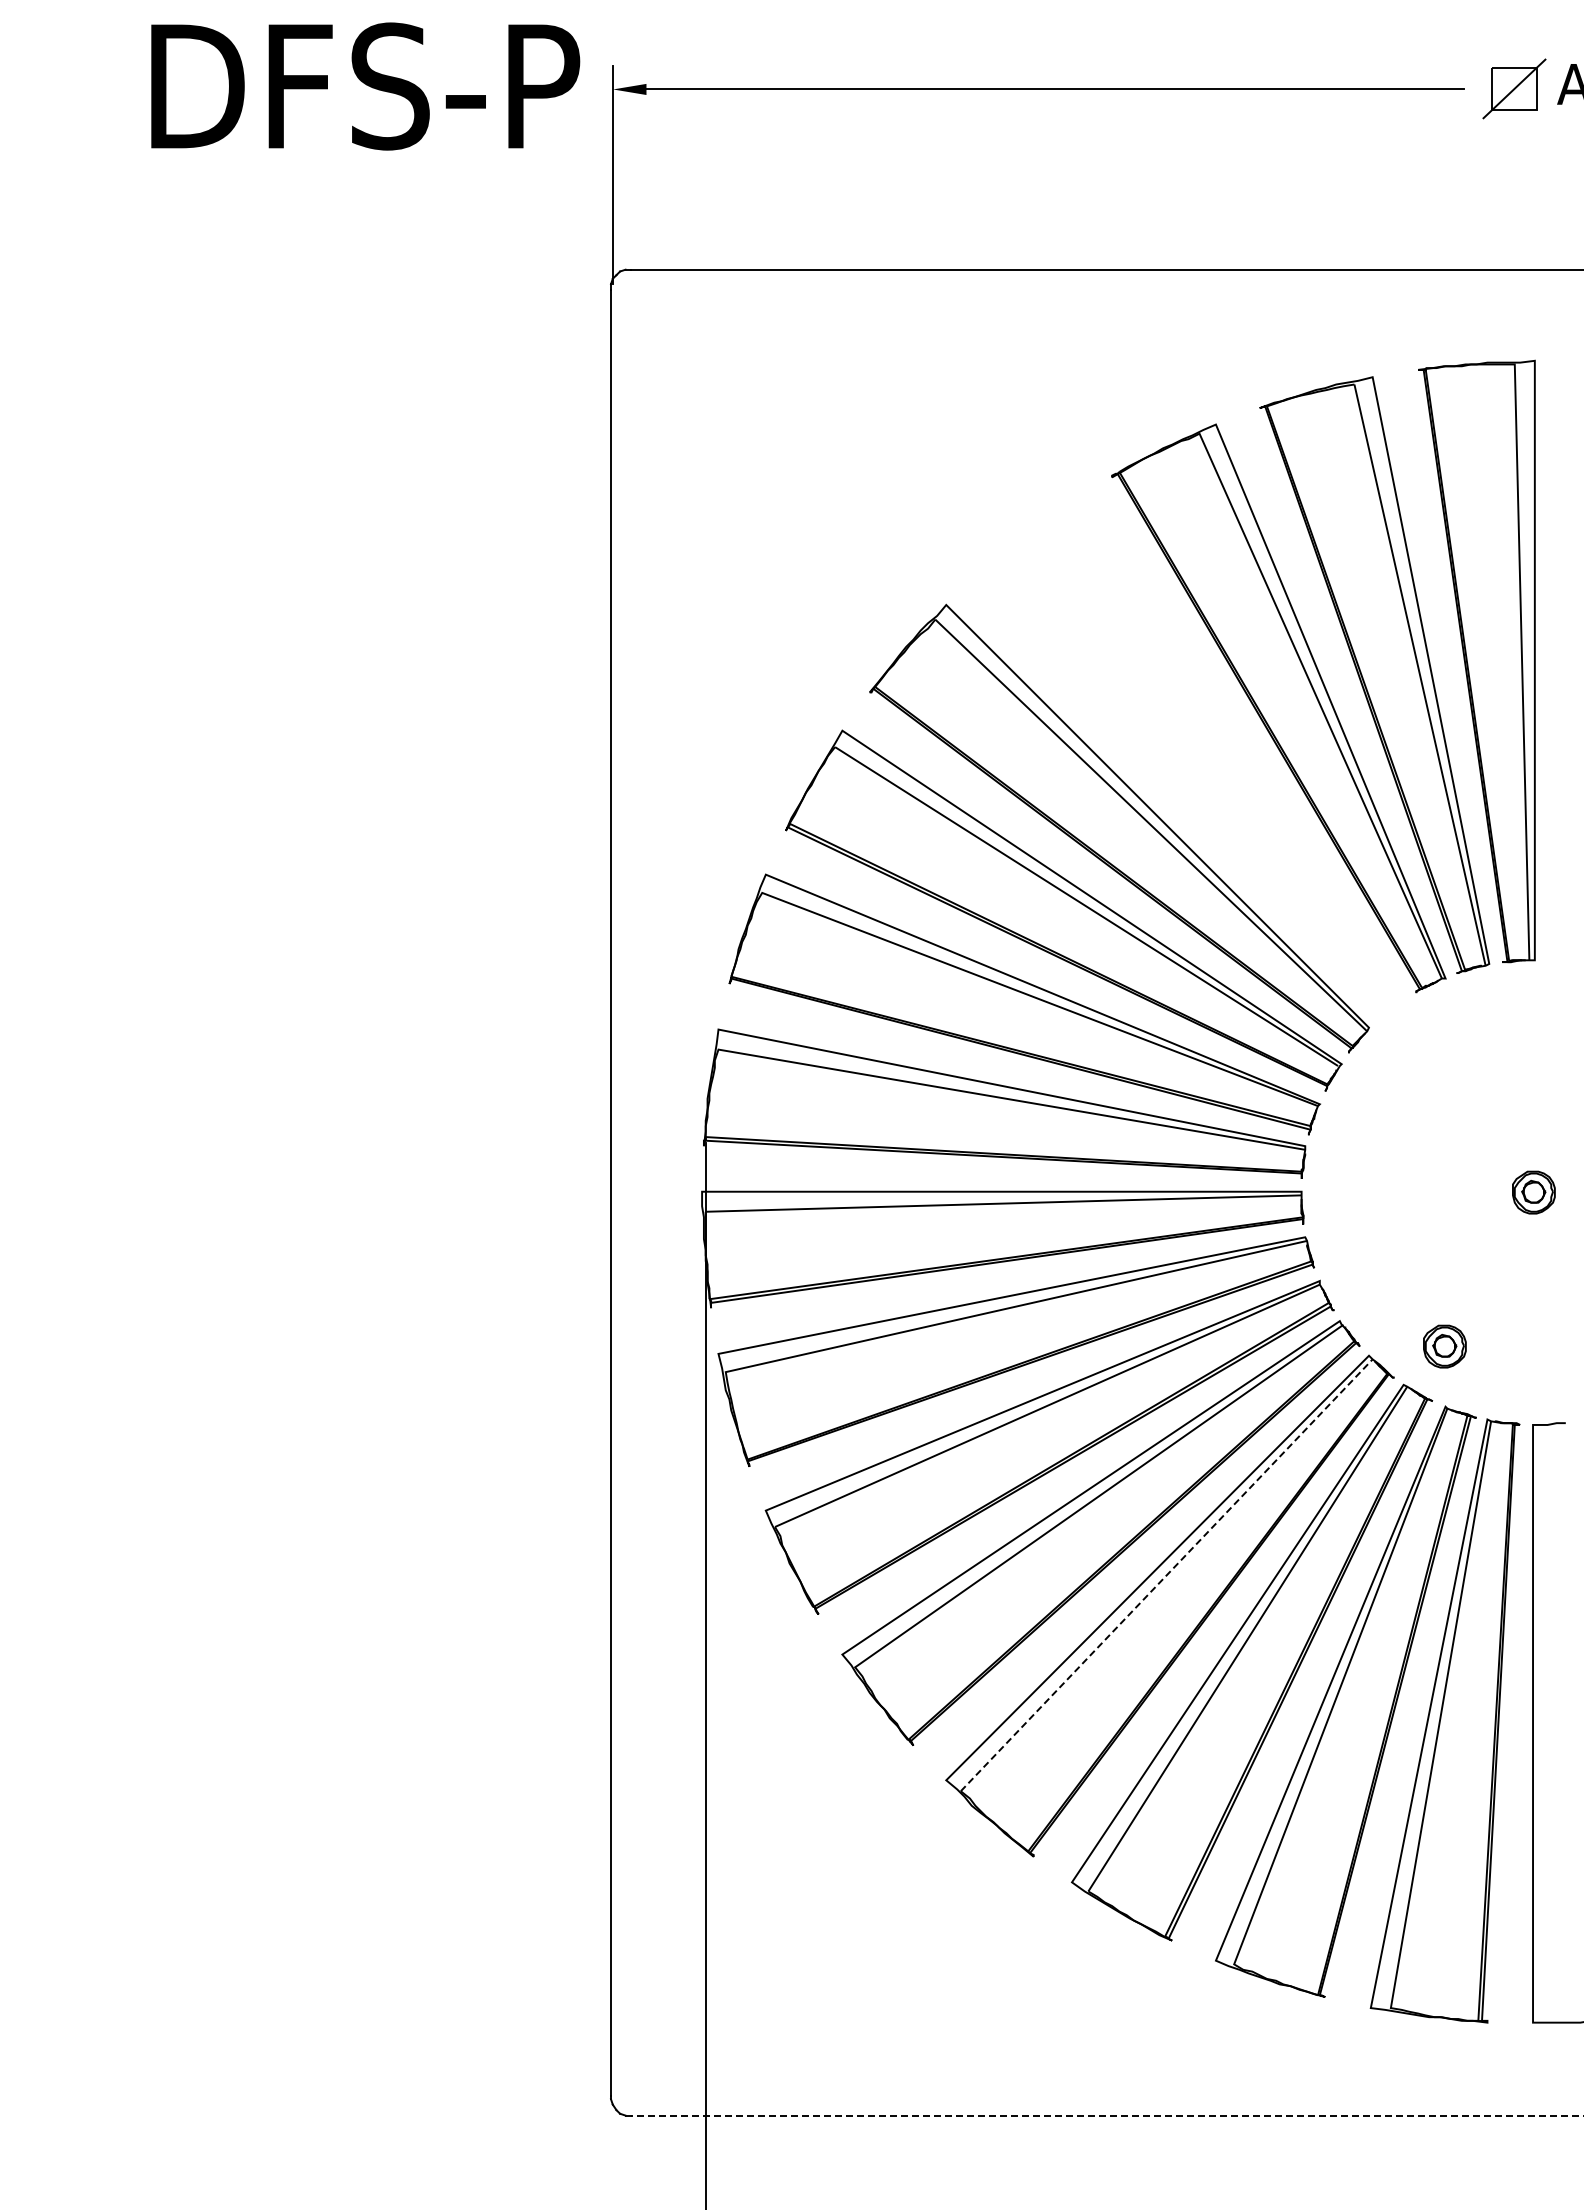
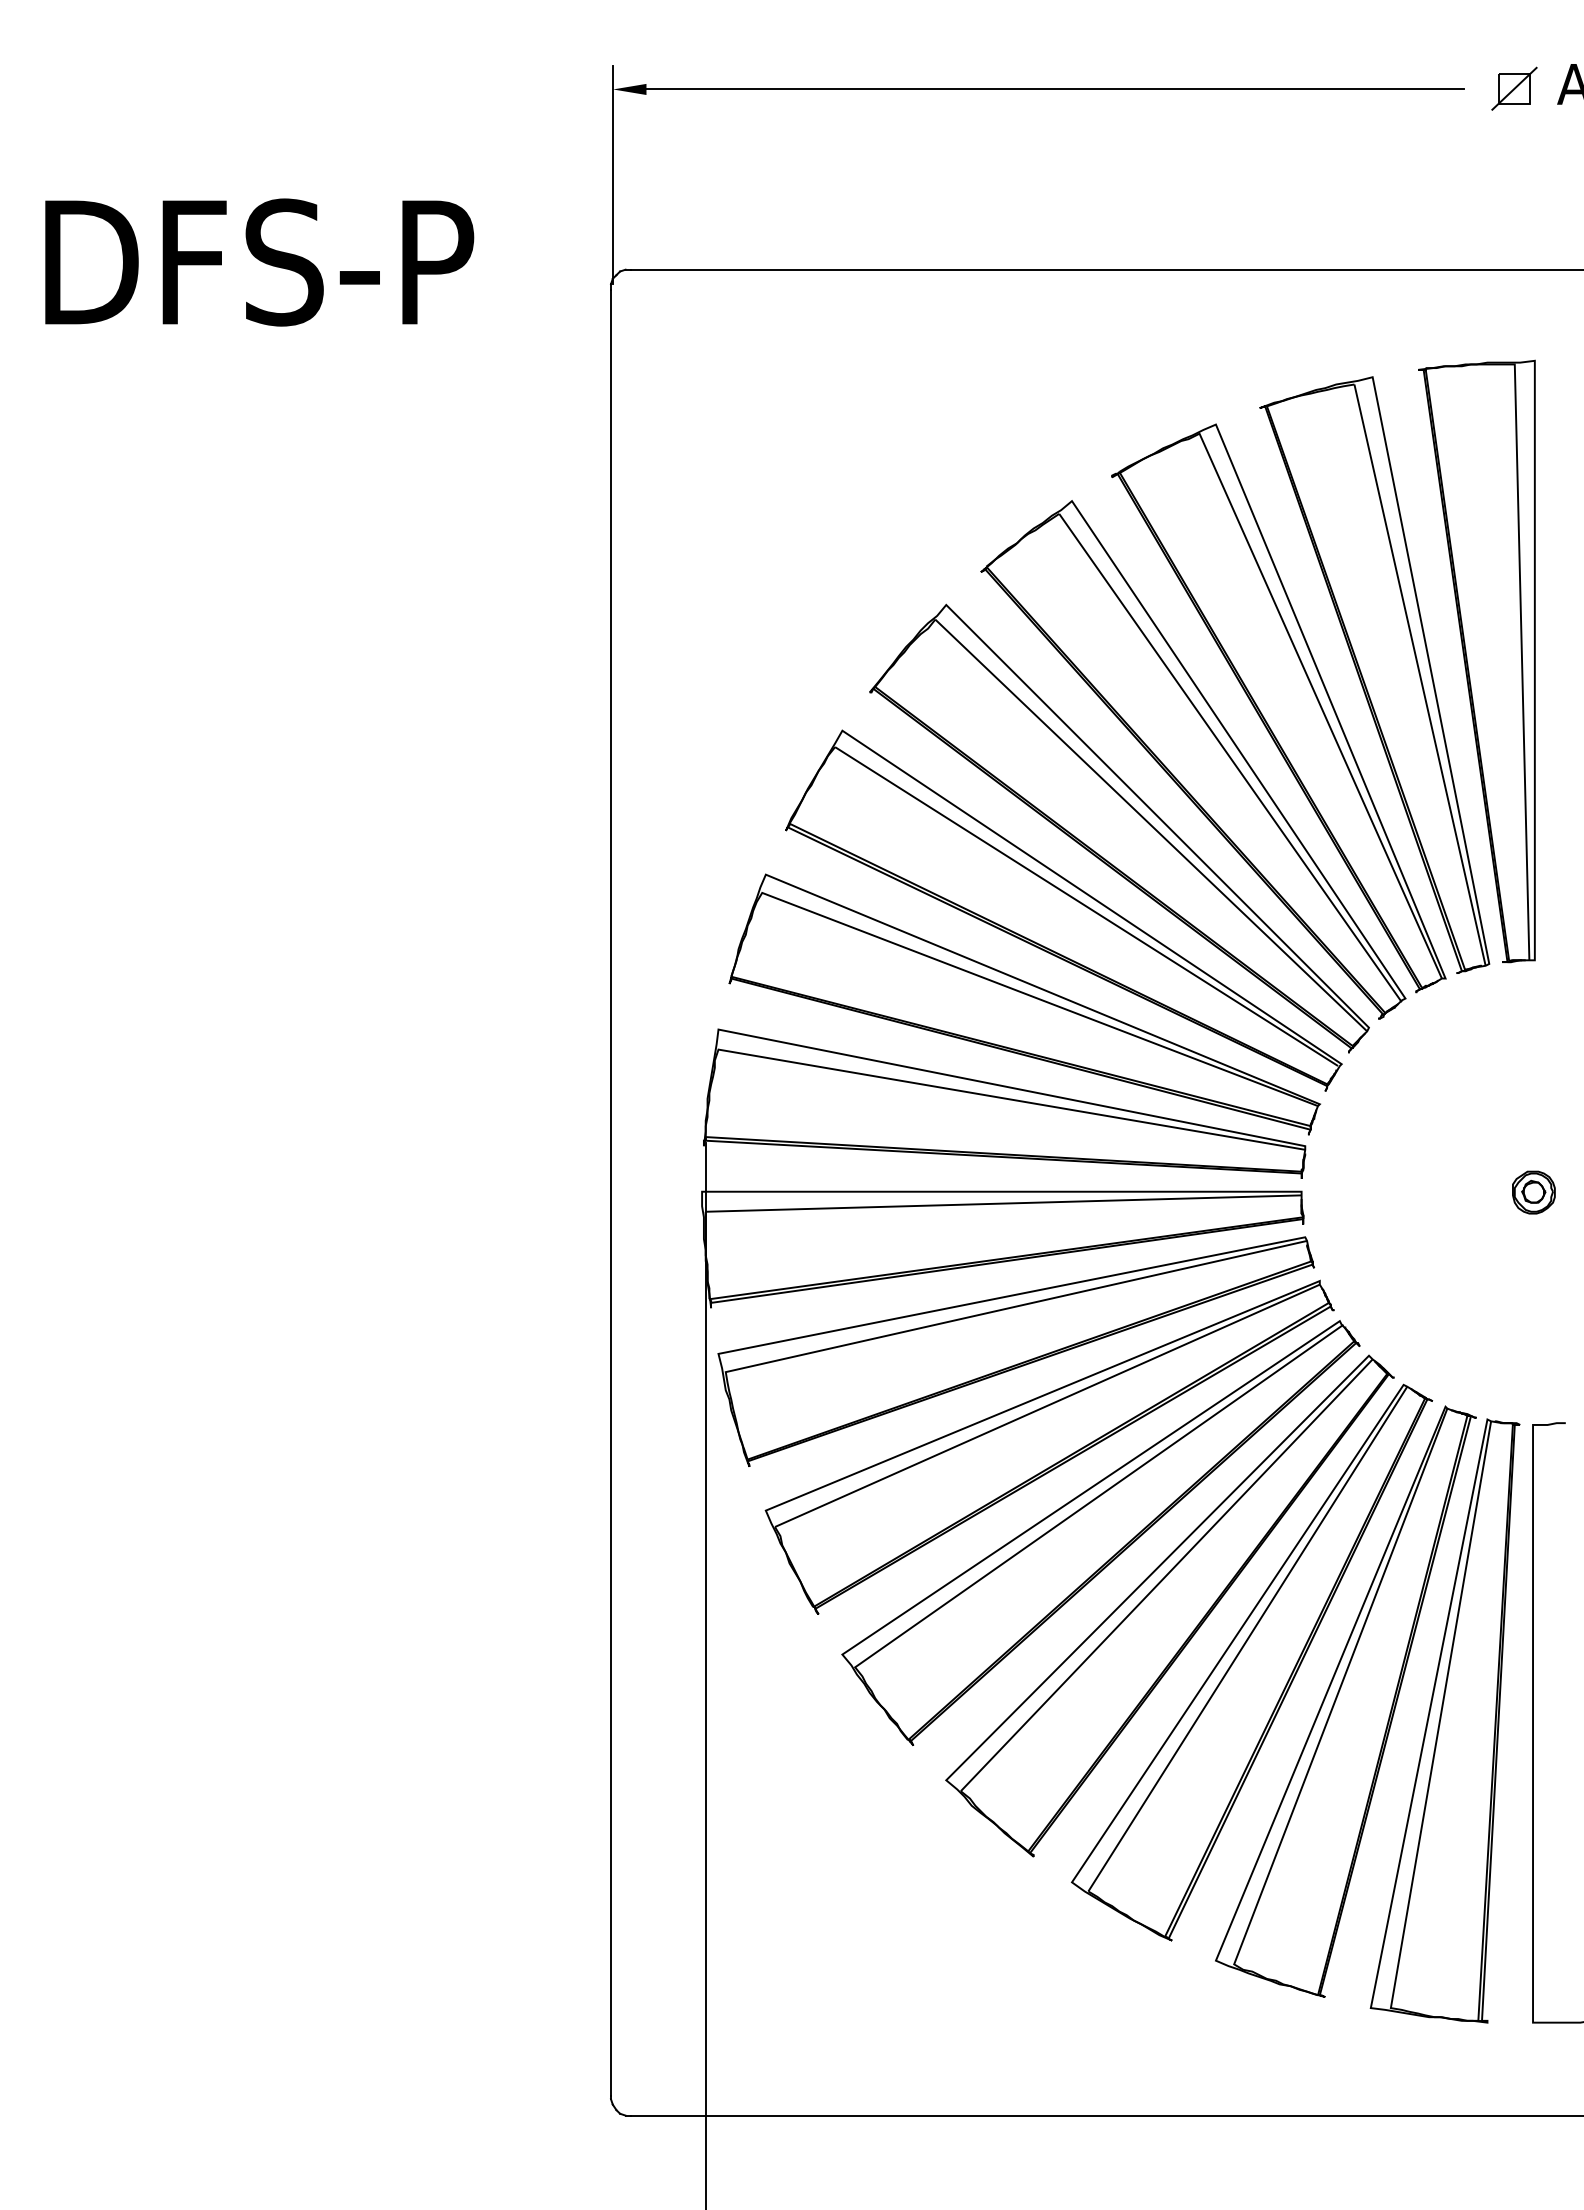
text position: (365, 86) -> (259, 262) (259, 262)
part size: 65x62 px -> 47x45 px (1514, 88)
part: none -> present (1193, 759)
part: present -> none (1444, 1346)
line: dashed -> solid (1167, 1574)
line: dashed -> solid (1106, 2115)
